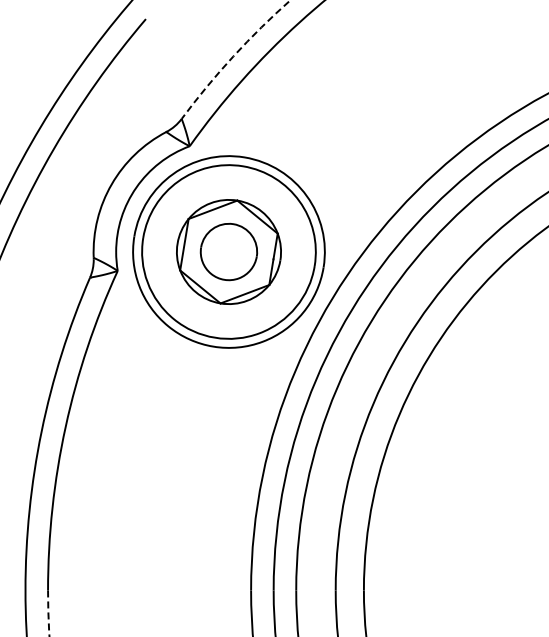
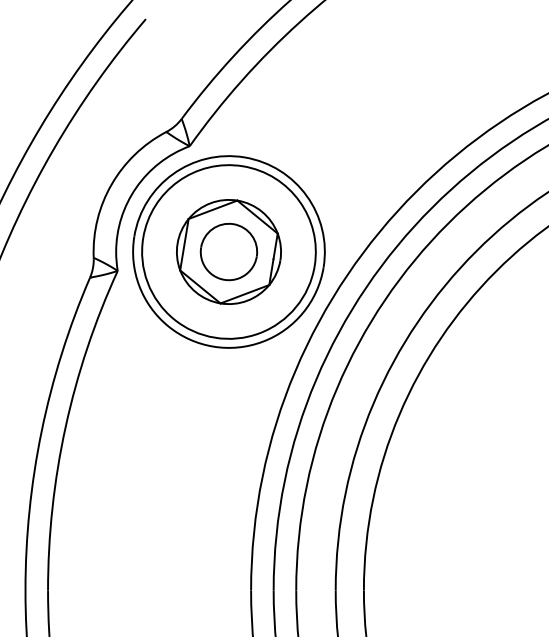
arc: dashed -> solid (233, 56)
arc: dashed -> solid (48, 614)
